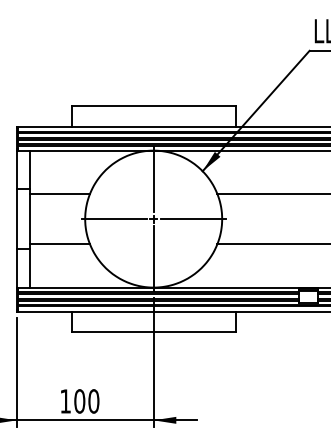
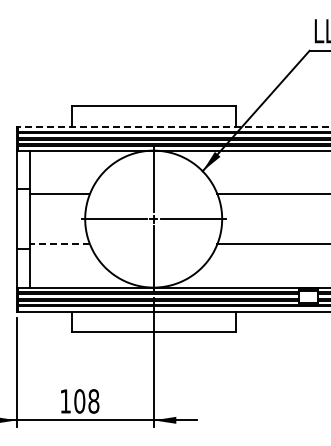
line: solid -> dashed (174, 126)
line: solid -> dashed (60, 244)
text: 100 -> 108 (93, 401)
